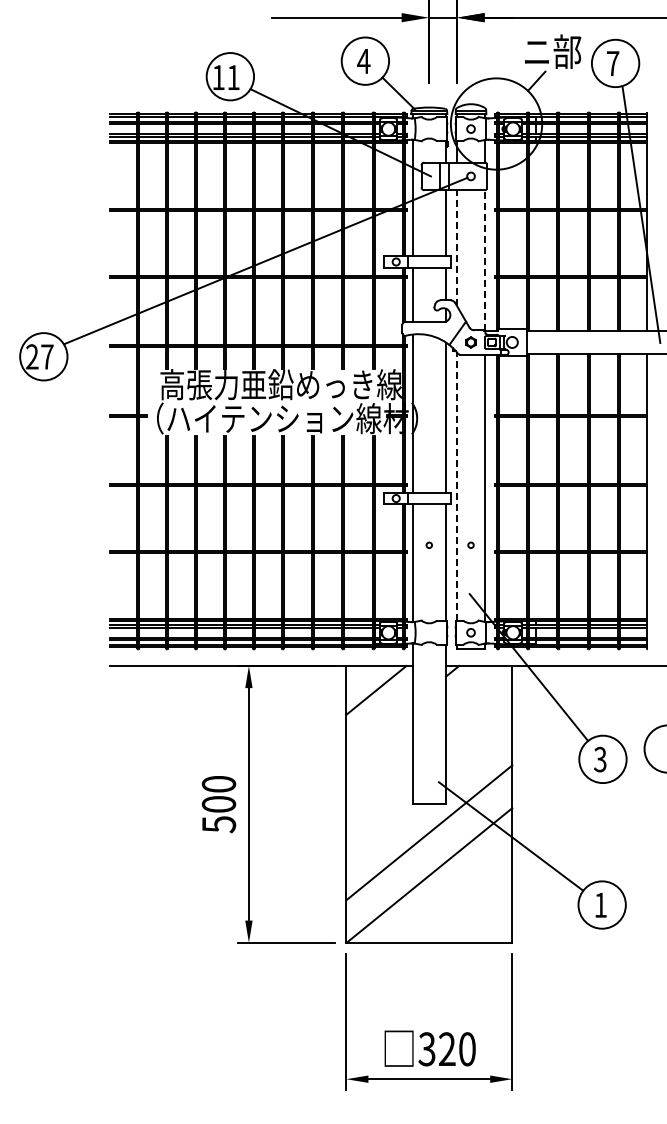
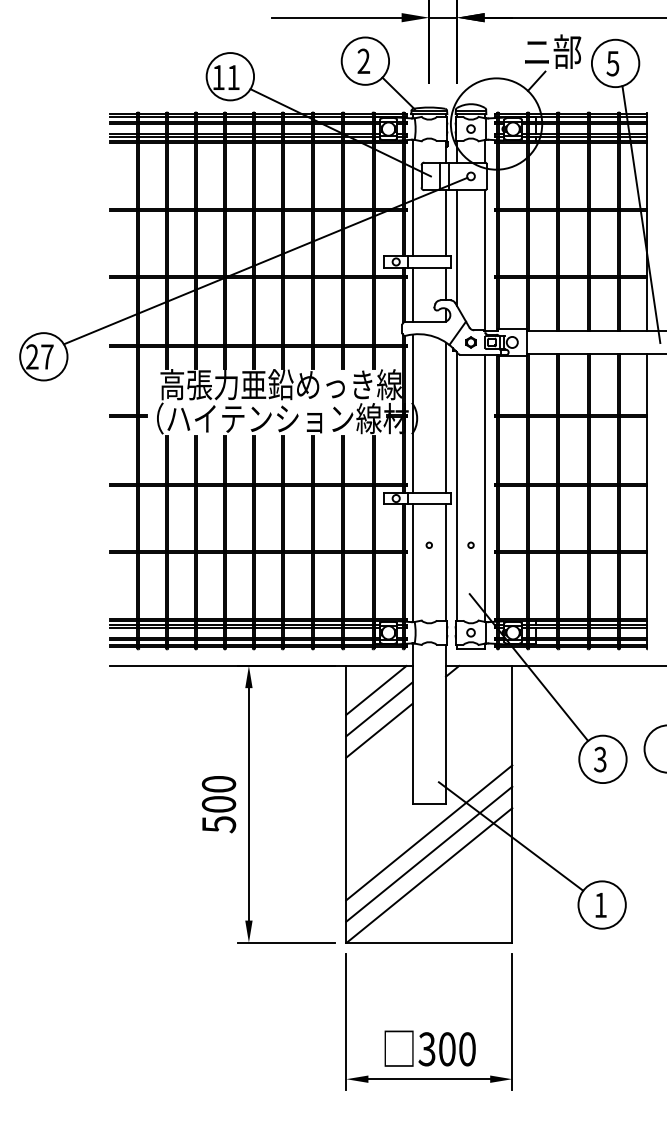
text: 4 -> 2 (363, 60)
text: 7 -> 5 (612, 63)
line: dashed -> solid (456, 248)
line: dashed -> solid (485, 259)
line: dashed -> solid (456, 486)
line: none -> present (379, 709)
line: none -> present (379, 730)
line: none -> present (429, 853)
text: 320 -> 300 (447, 1049)
